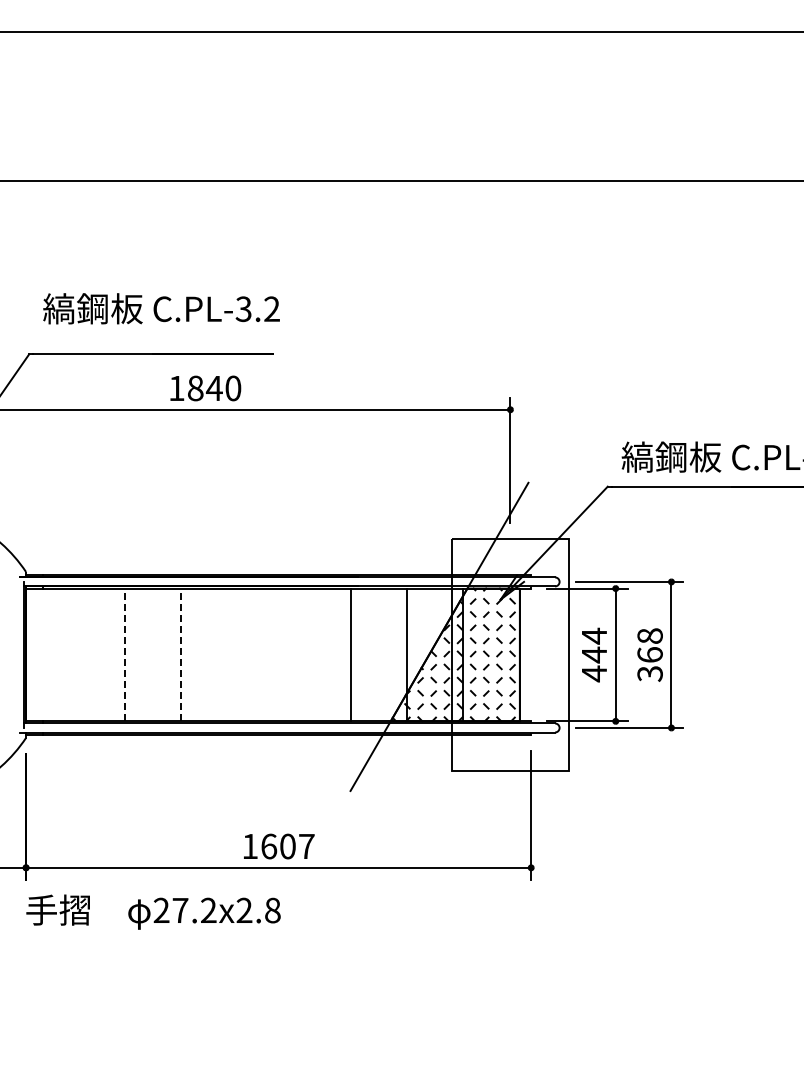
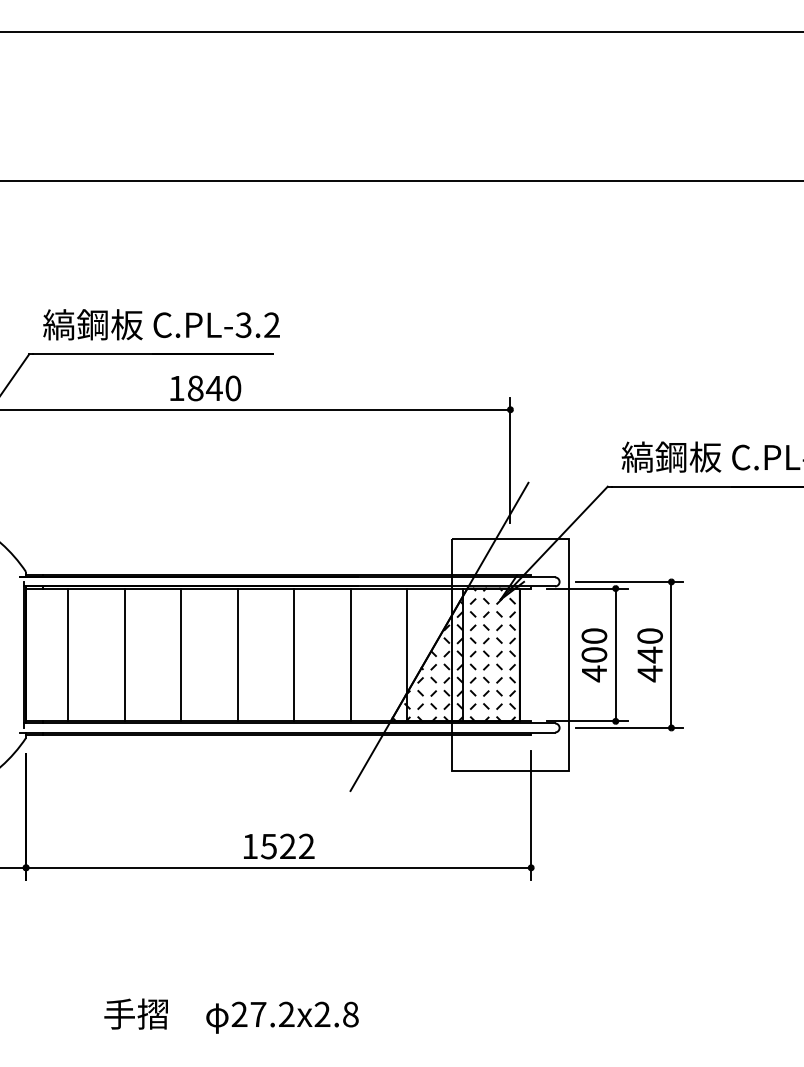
text position: (161, 308) -> (161, 324) (161, 324)
text: 444 -> 400 (594, 645)
line: none -> present (68, 654)
line: dashed -> solid (124, 654)
line: dashed -> solid (181, 654)
line: none -> present (237, 654)
line: none -> present (294, 654)
text: 368 -> 440 (649, 655)
text: 1607 -> 1522 (287, 846)
text position: (153, 911) -> (231, 1015) (231, 1015)
